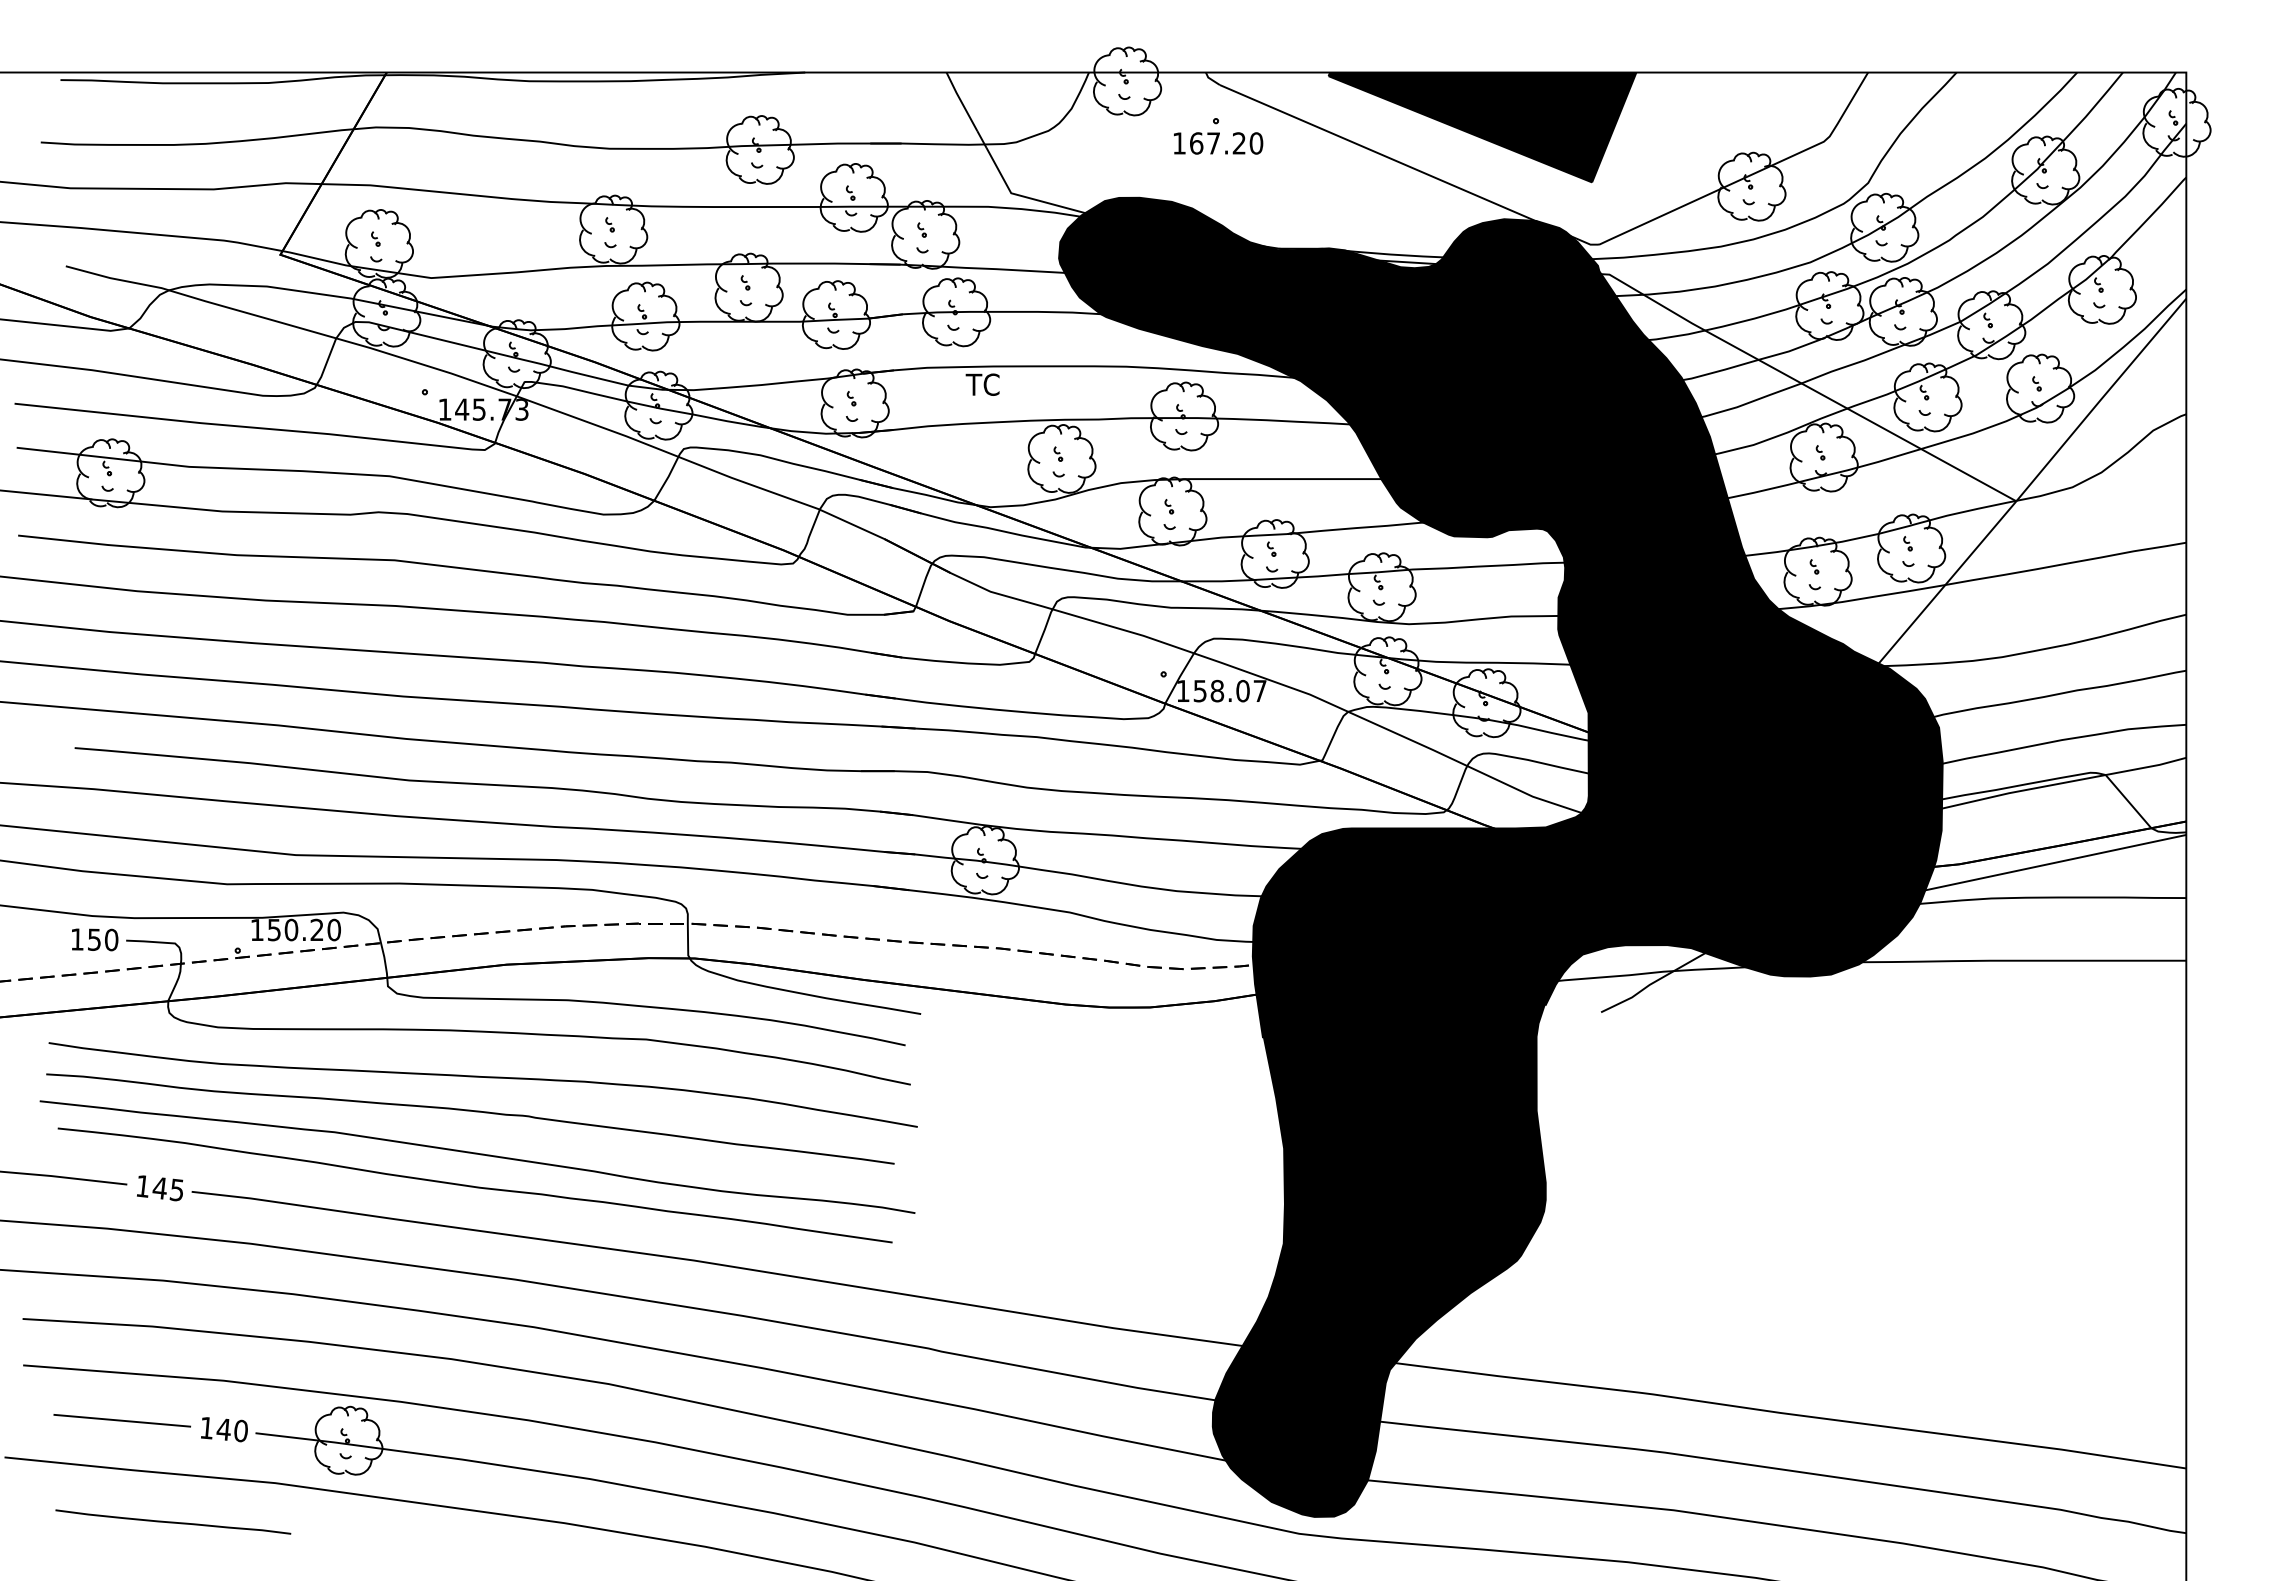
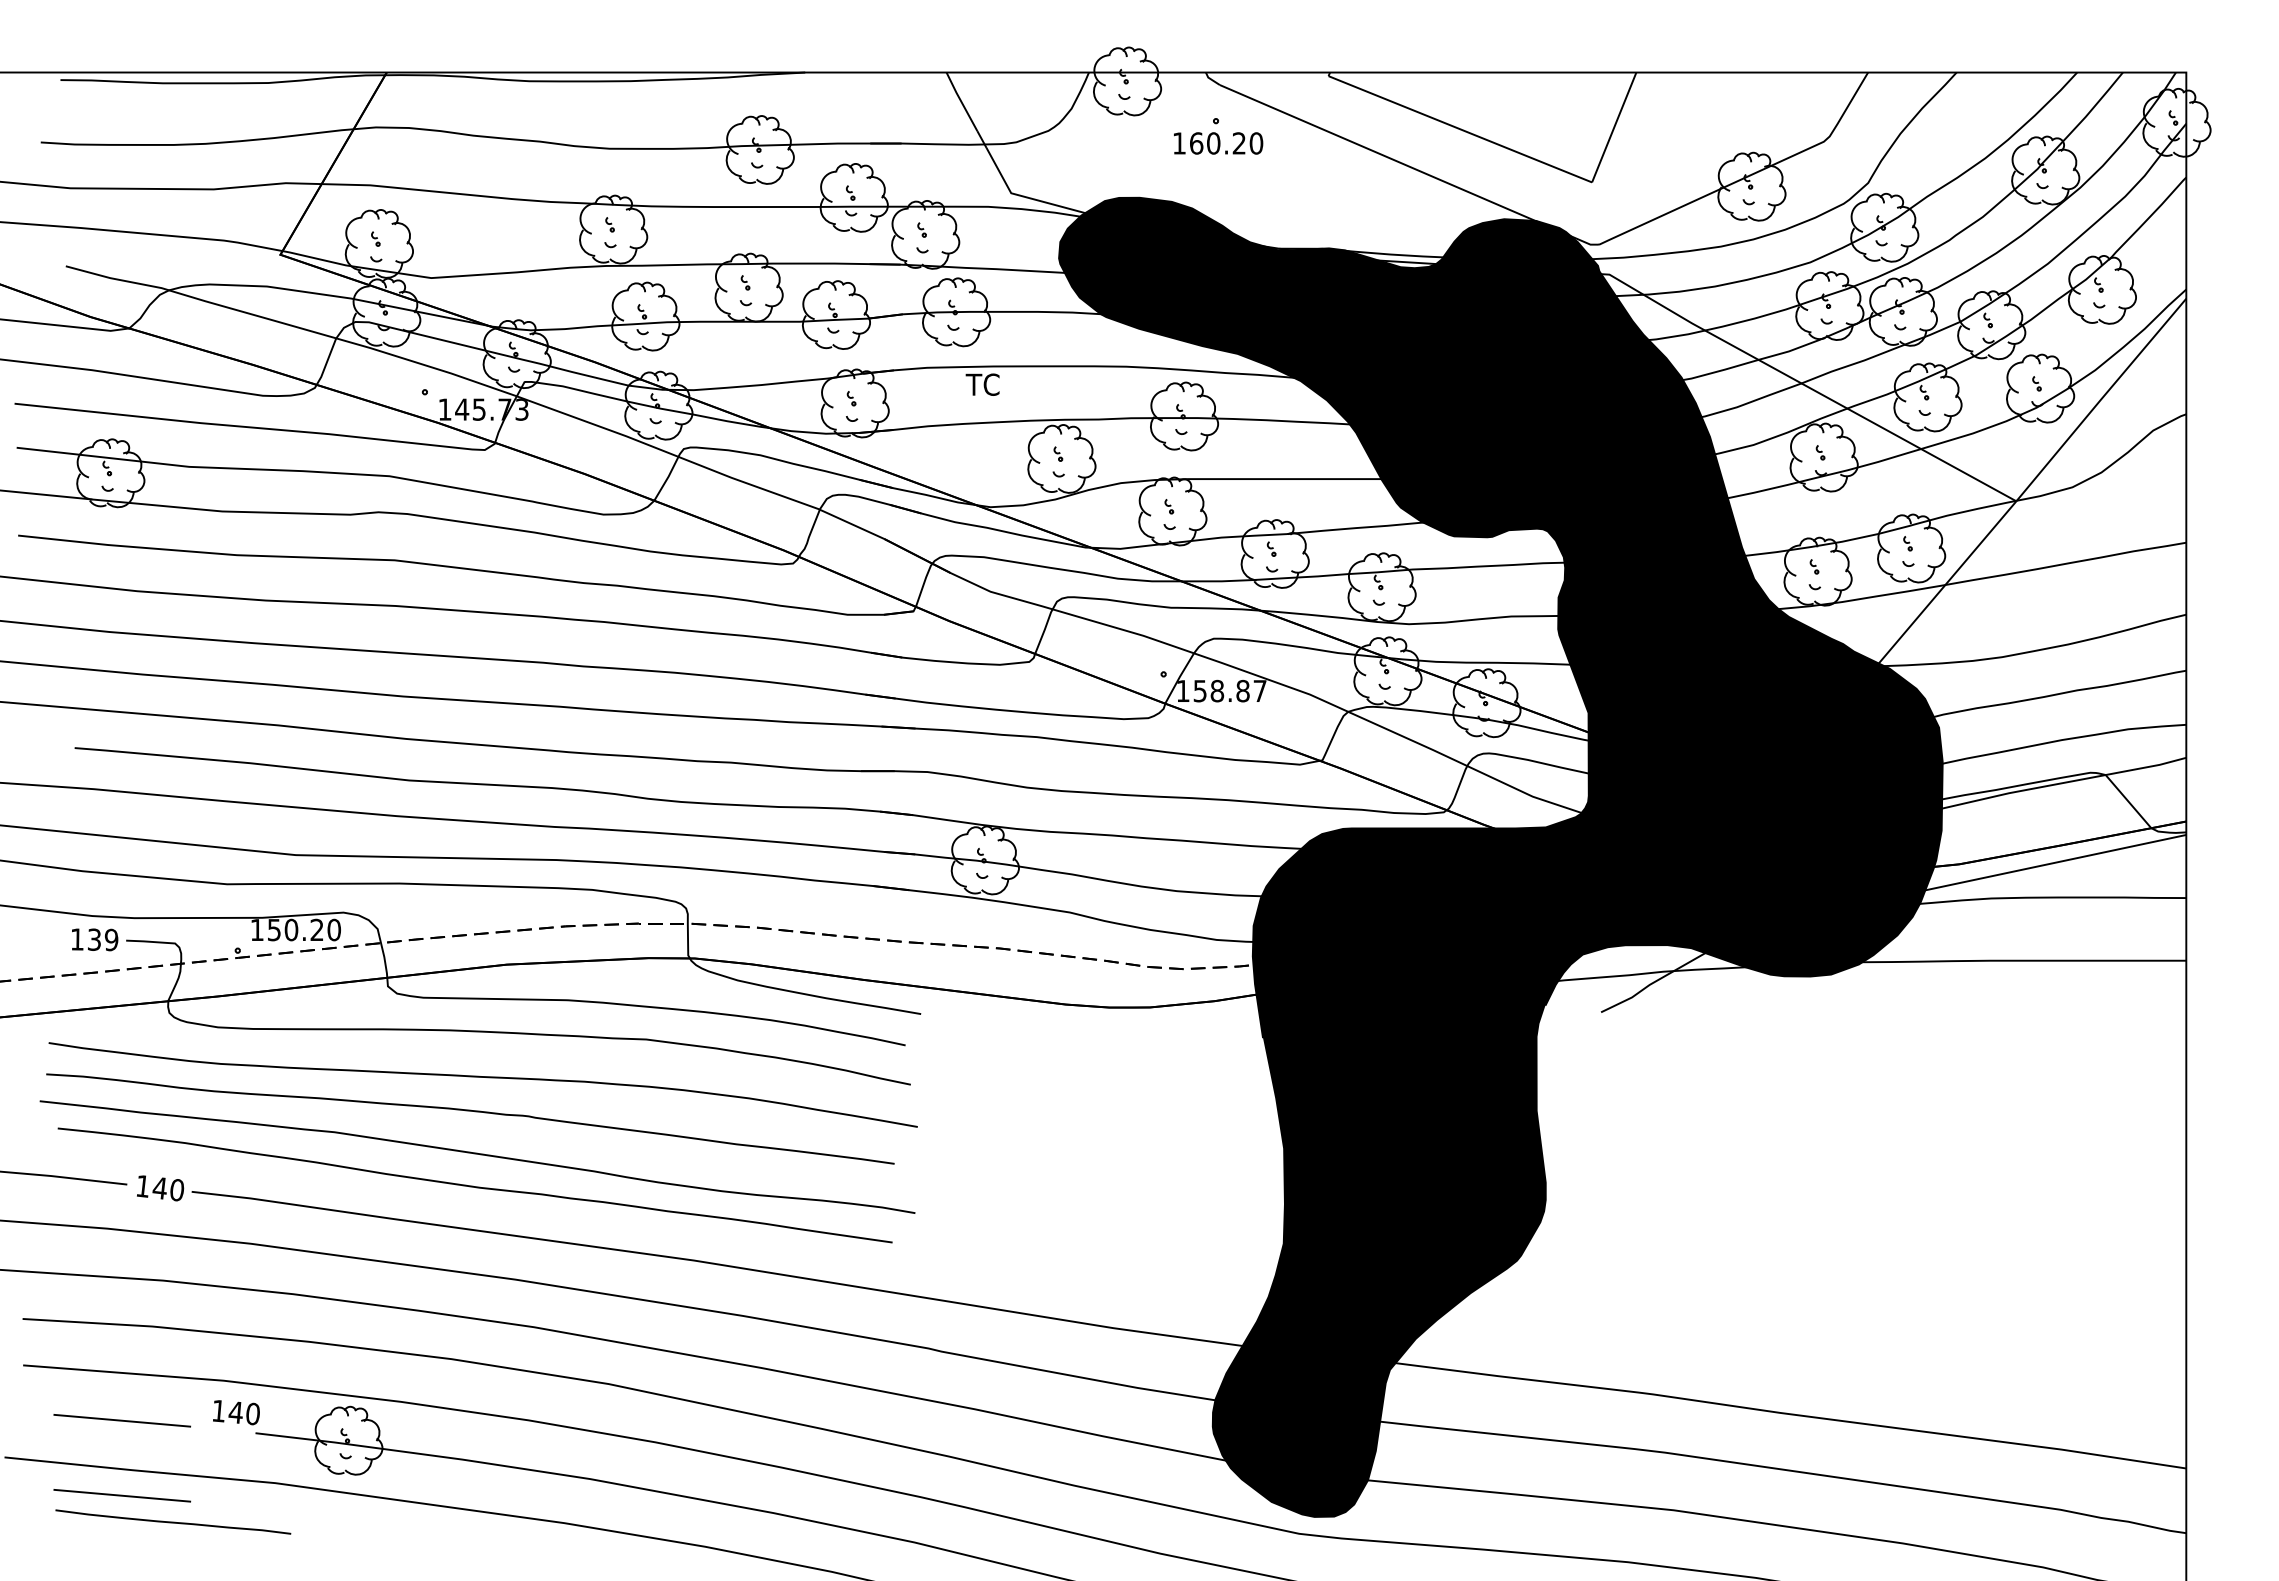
fill: present -> none (1482, 127)
text: 167.20 -> 160.20 (1213, 143)
text: 158.07 -> 158.87 (1242, 691)
text: 150 -> 139 (103, 939)
text: 145 -> 140 (176, 1189)
text position: (224, 1429) -> (236, 1412) (236, 1412)
line: none -> present (121, 1495)
